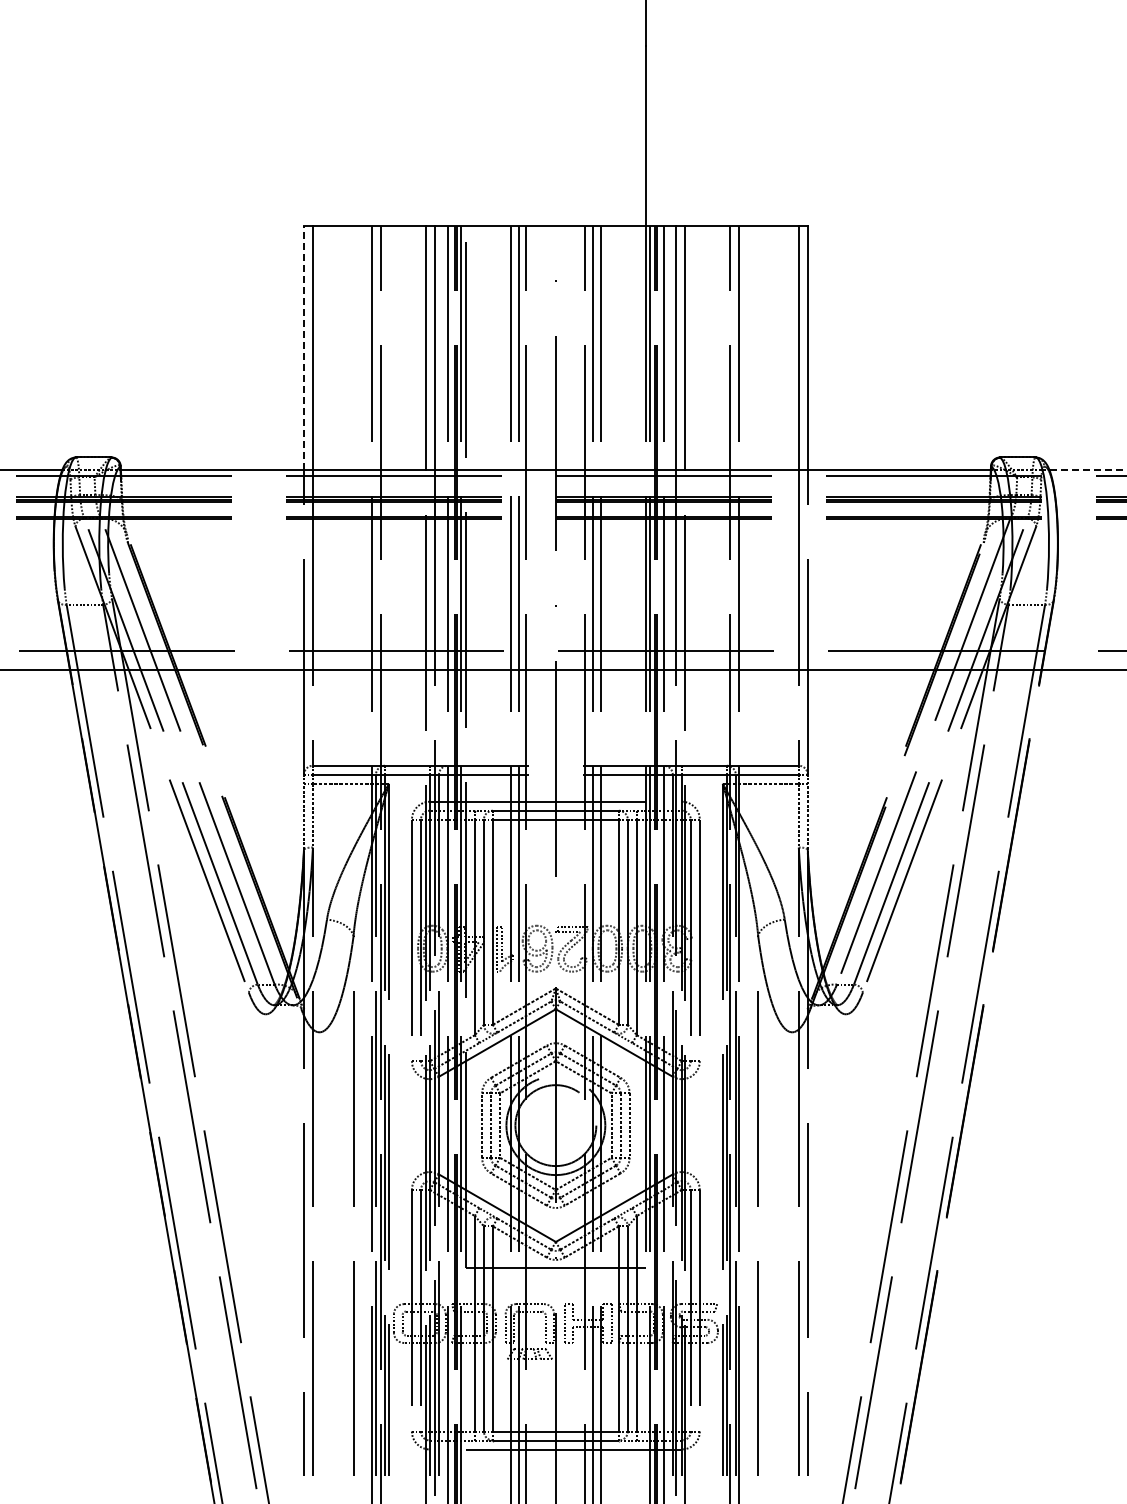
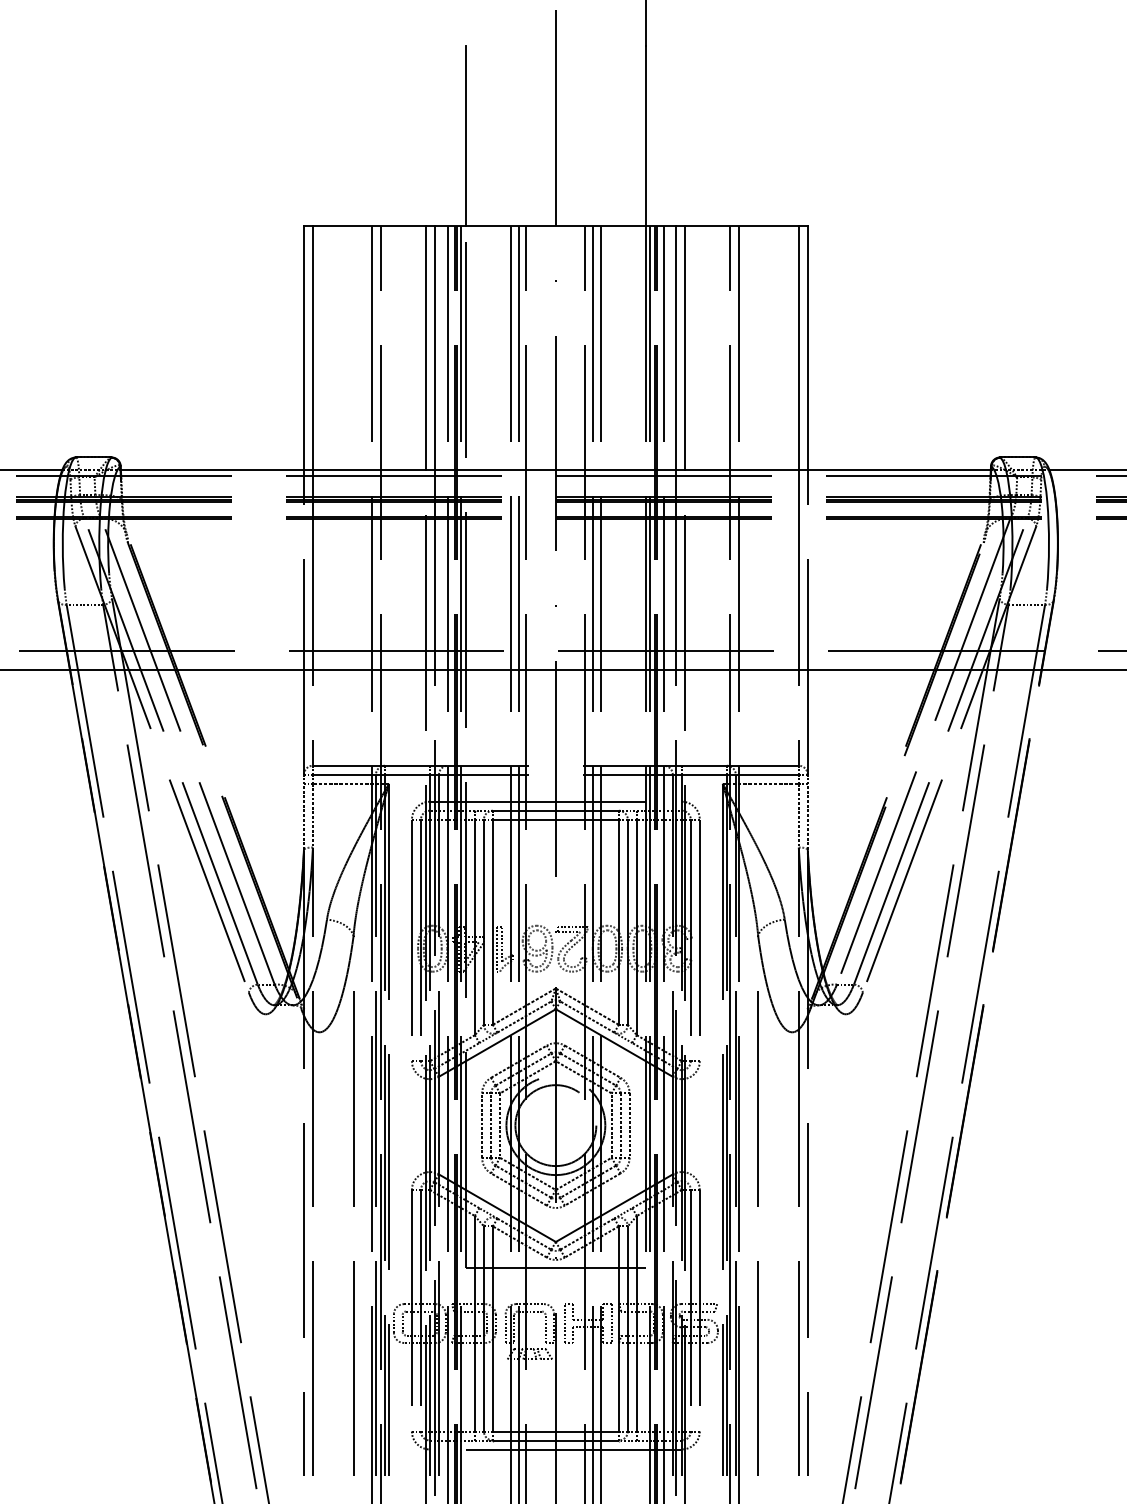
line: none -> present (555, 113)
line: none -> present (465, 135)
line: dashed -> solid (303, 347)
line: dashed -> solid (1088, 470)
